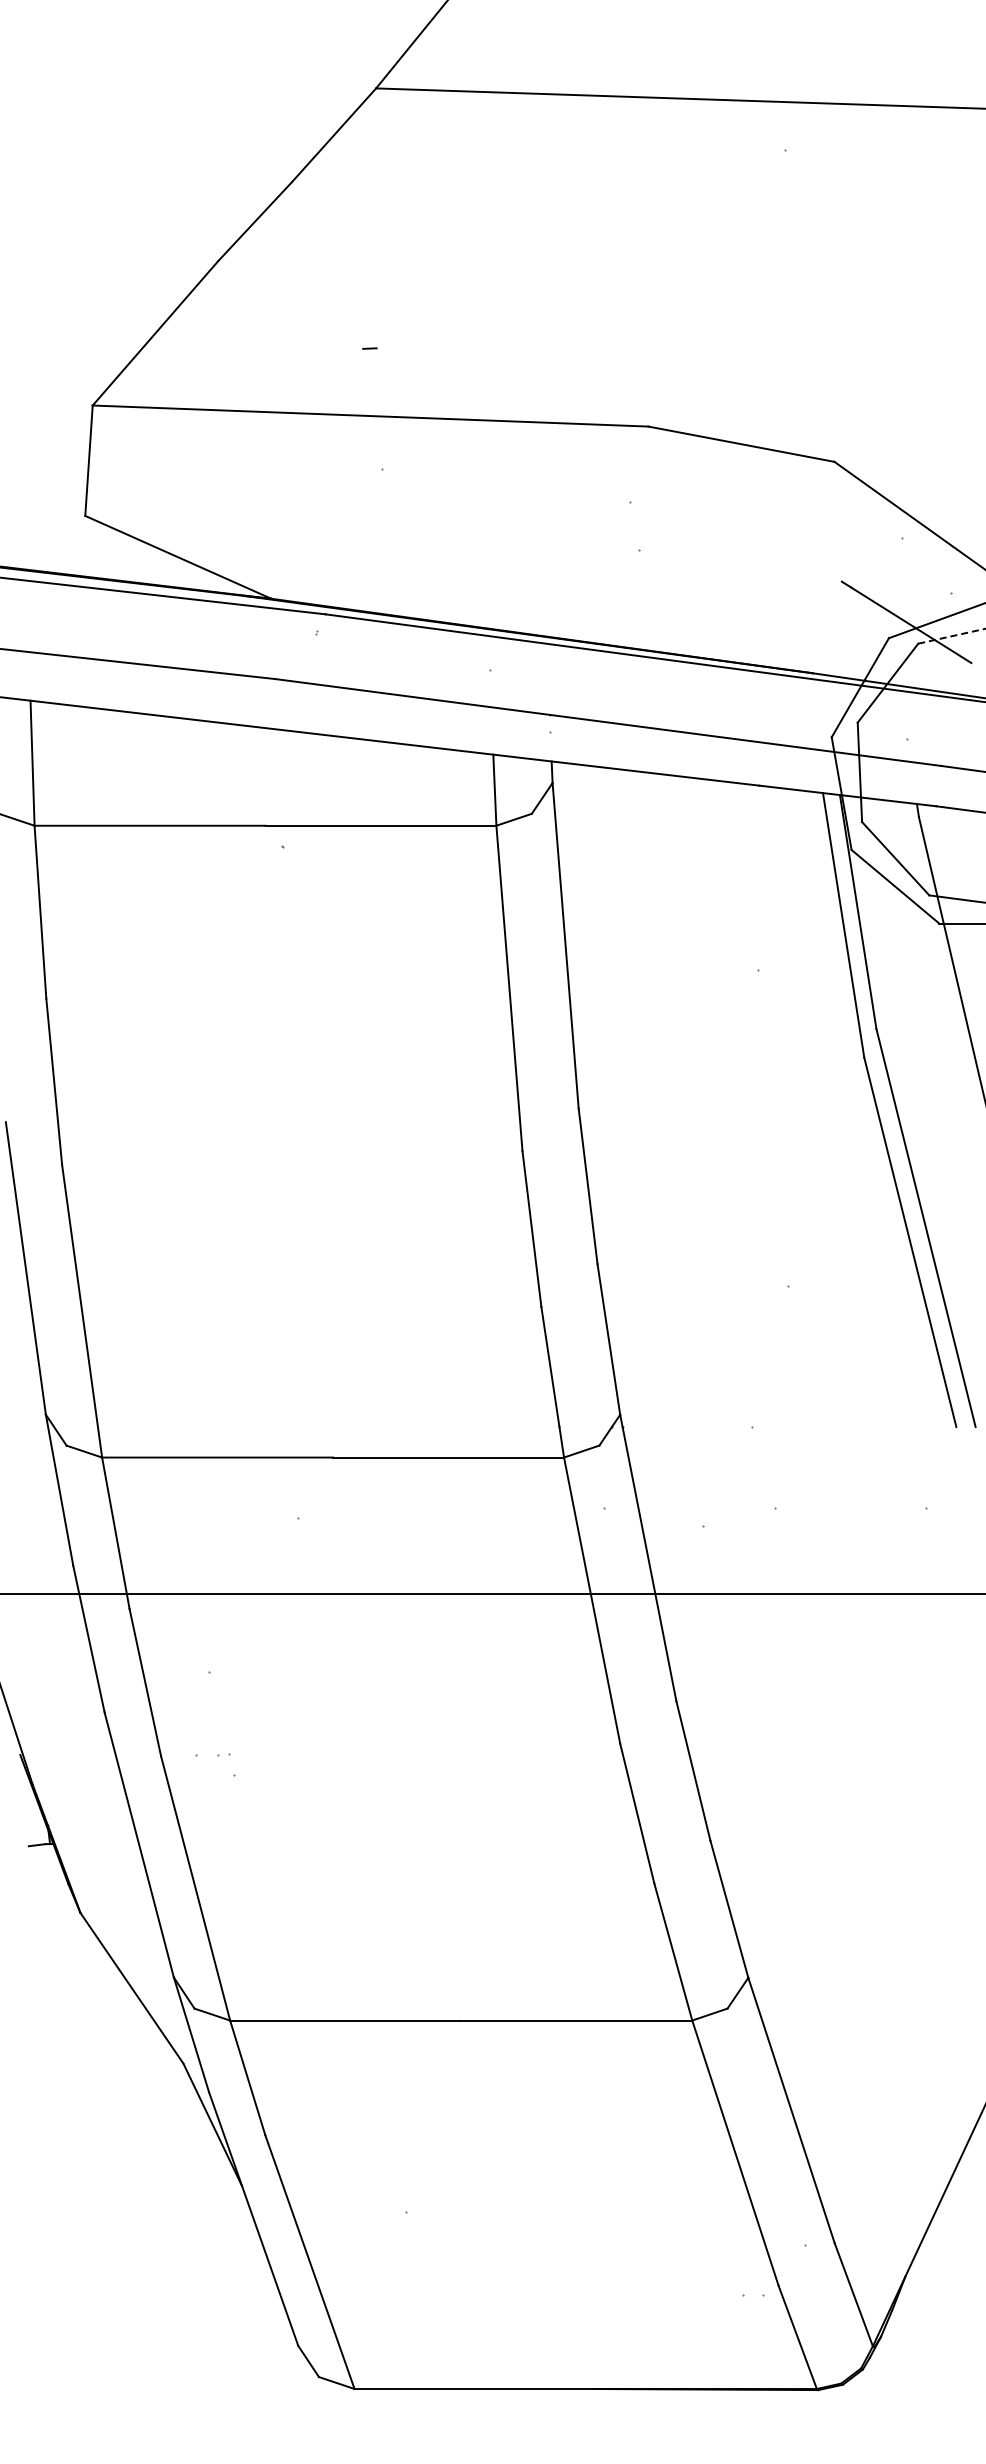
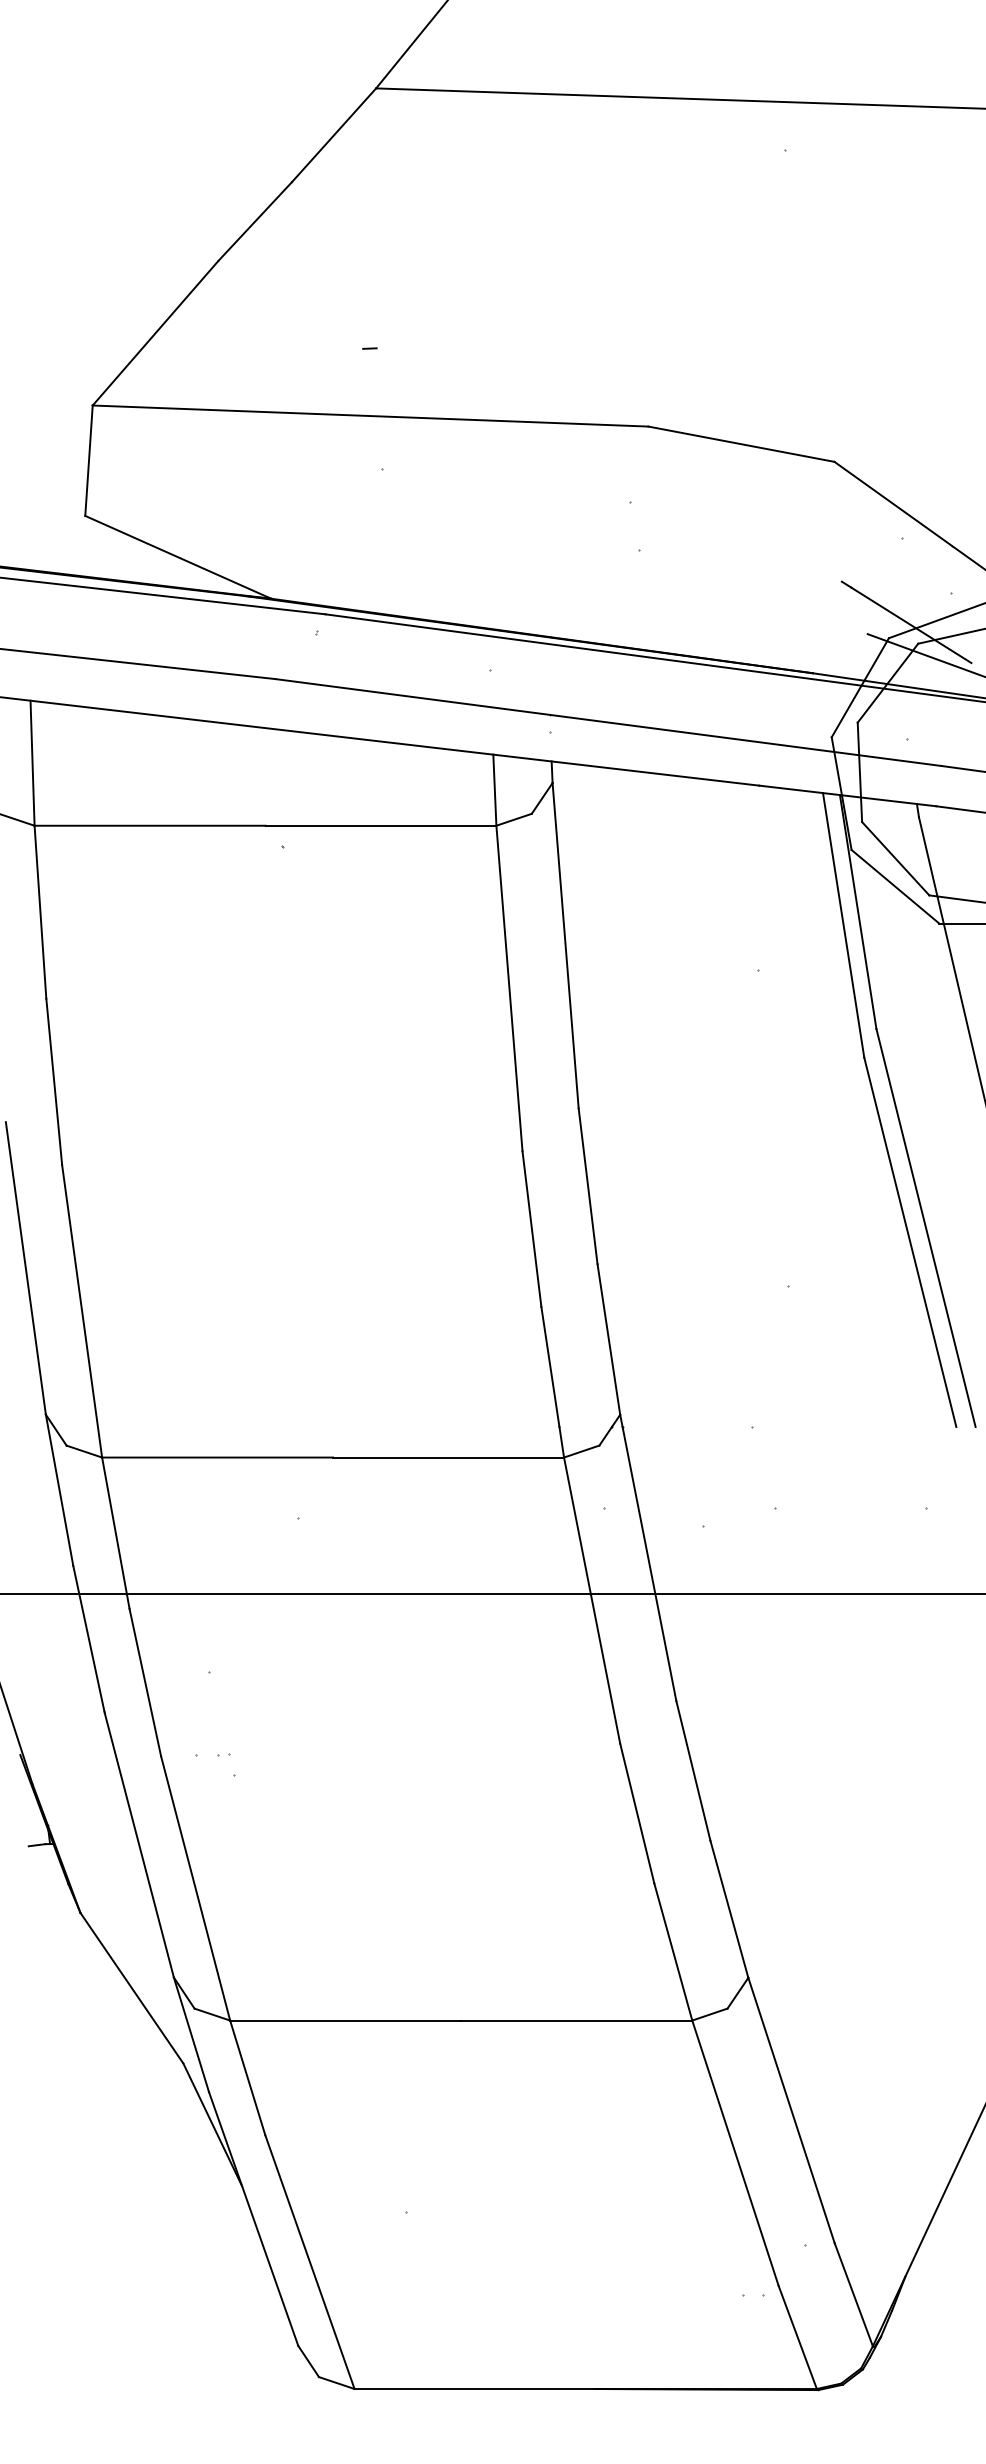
line: dashed -> solid (952, 636)
line: none -> present (924, 655)
